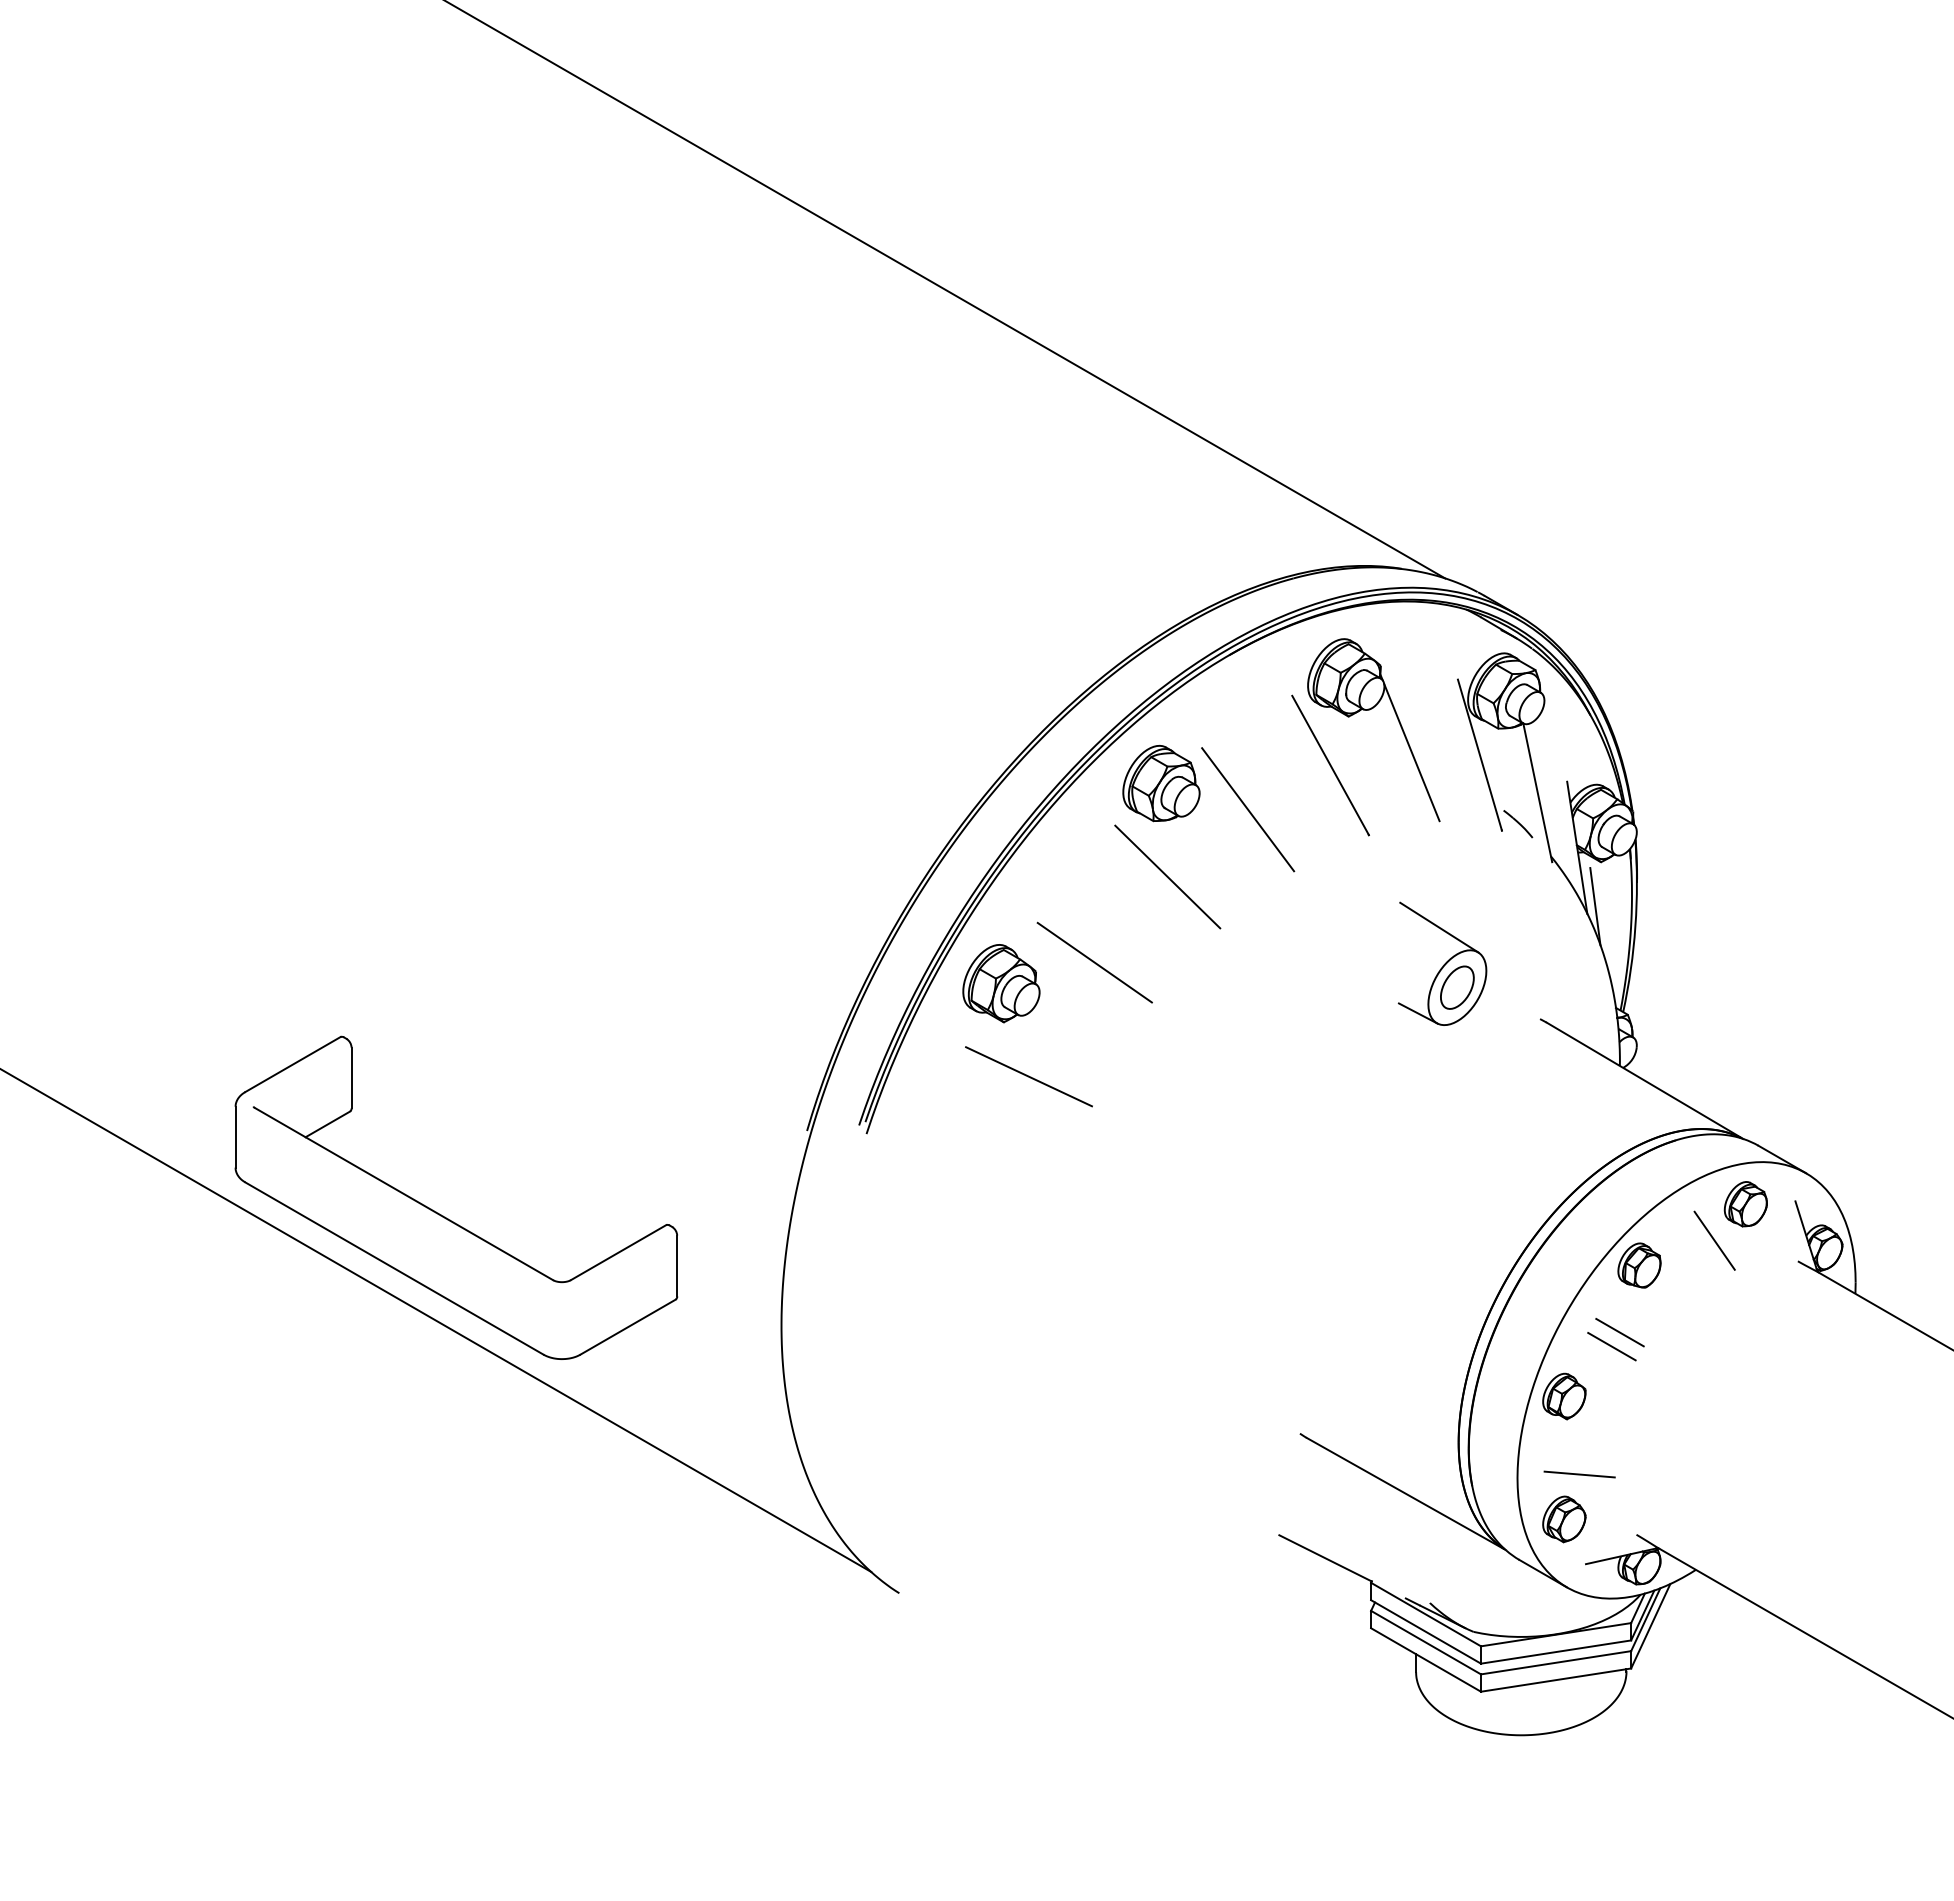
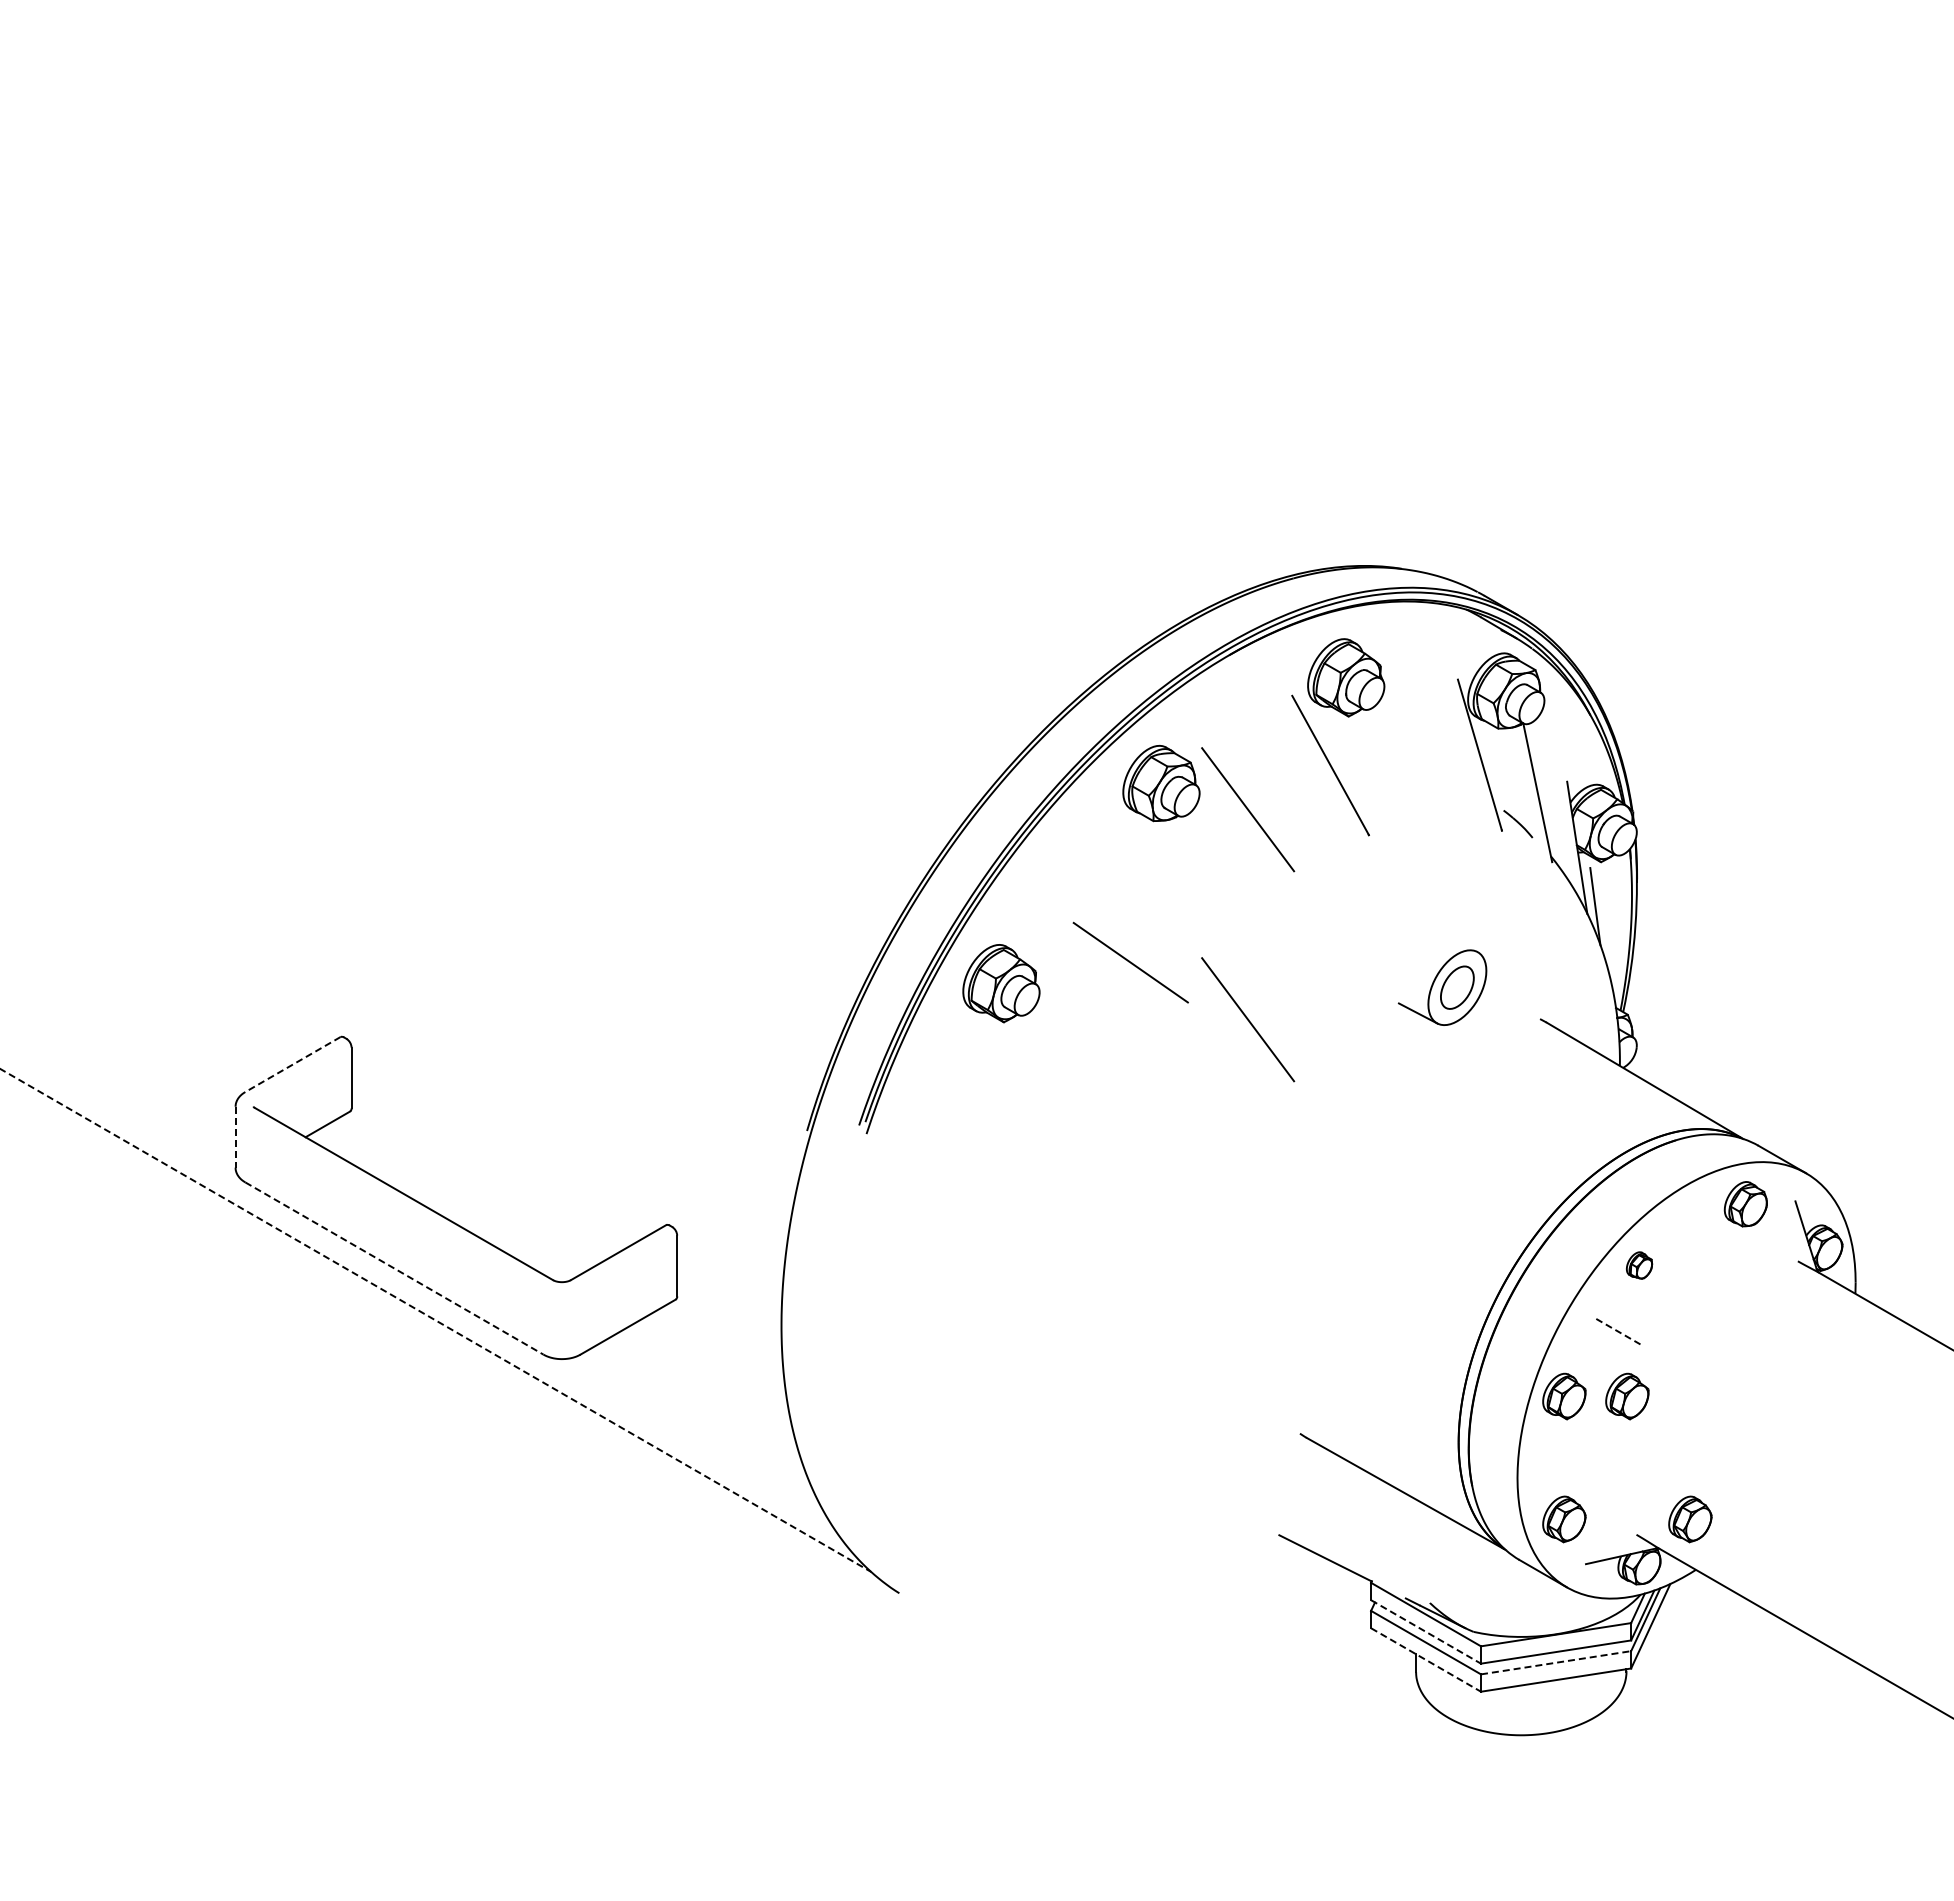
line: present -> none (946, 290)
line: present -> none (1411, 752)
line: present -> none (1167, 876)
line: present -> none (1439, 927)
line position: (1094, 962) -> (1130, 962) (1130, 962)
line: none -> present (1248, 1019)
line: solid -> dashed (292, 1064)
line: present -> none (1029, 1076)
line: solid -> dashed (235, 1137)
line: present -> none (1714, 1240)
part size: 45x47 px -> 28x29 px (1639, 1265)
line: solid -> dashed (394, 1268)
line: solid -> dashed (435, 1320)
line: solid -> dashed (1620, 1332)
line: present -> none (1611, 1346)
part: none -> present (1627, 1396)
line: present -> none (1579, 1474)
part: none -> present (1690, 1519)
line: solid -> dashed (1426, 1632)
line: solid -> dashed (1426, 1660)
line: solid -> dashed (1556, 1662)
